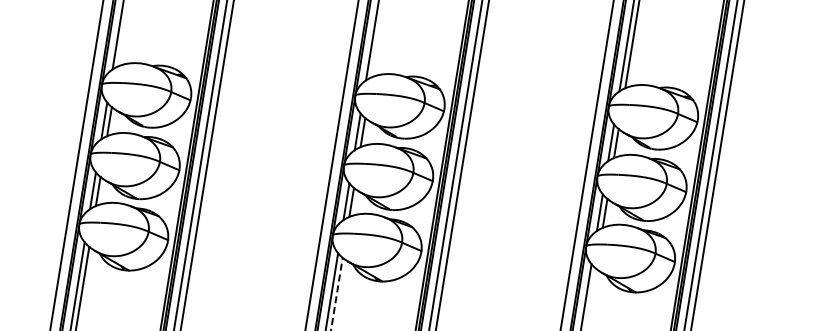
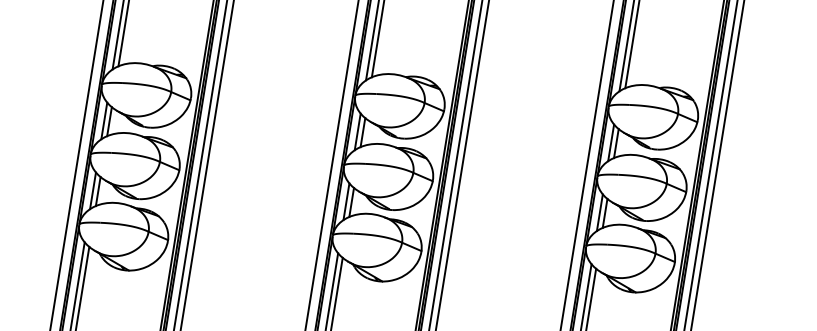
line: none -> present (123, 34)
line: none -> present (377, 39)
line: dashed -> solid (336, 294)
line: none -> present (591, 297)
